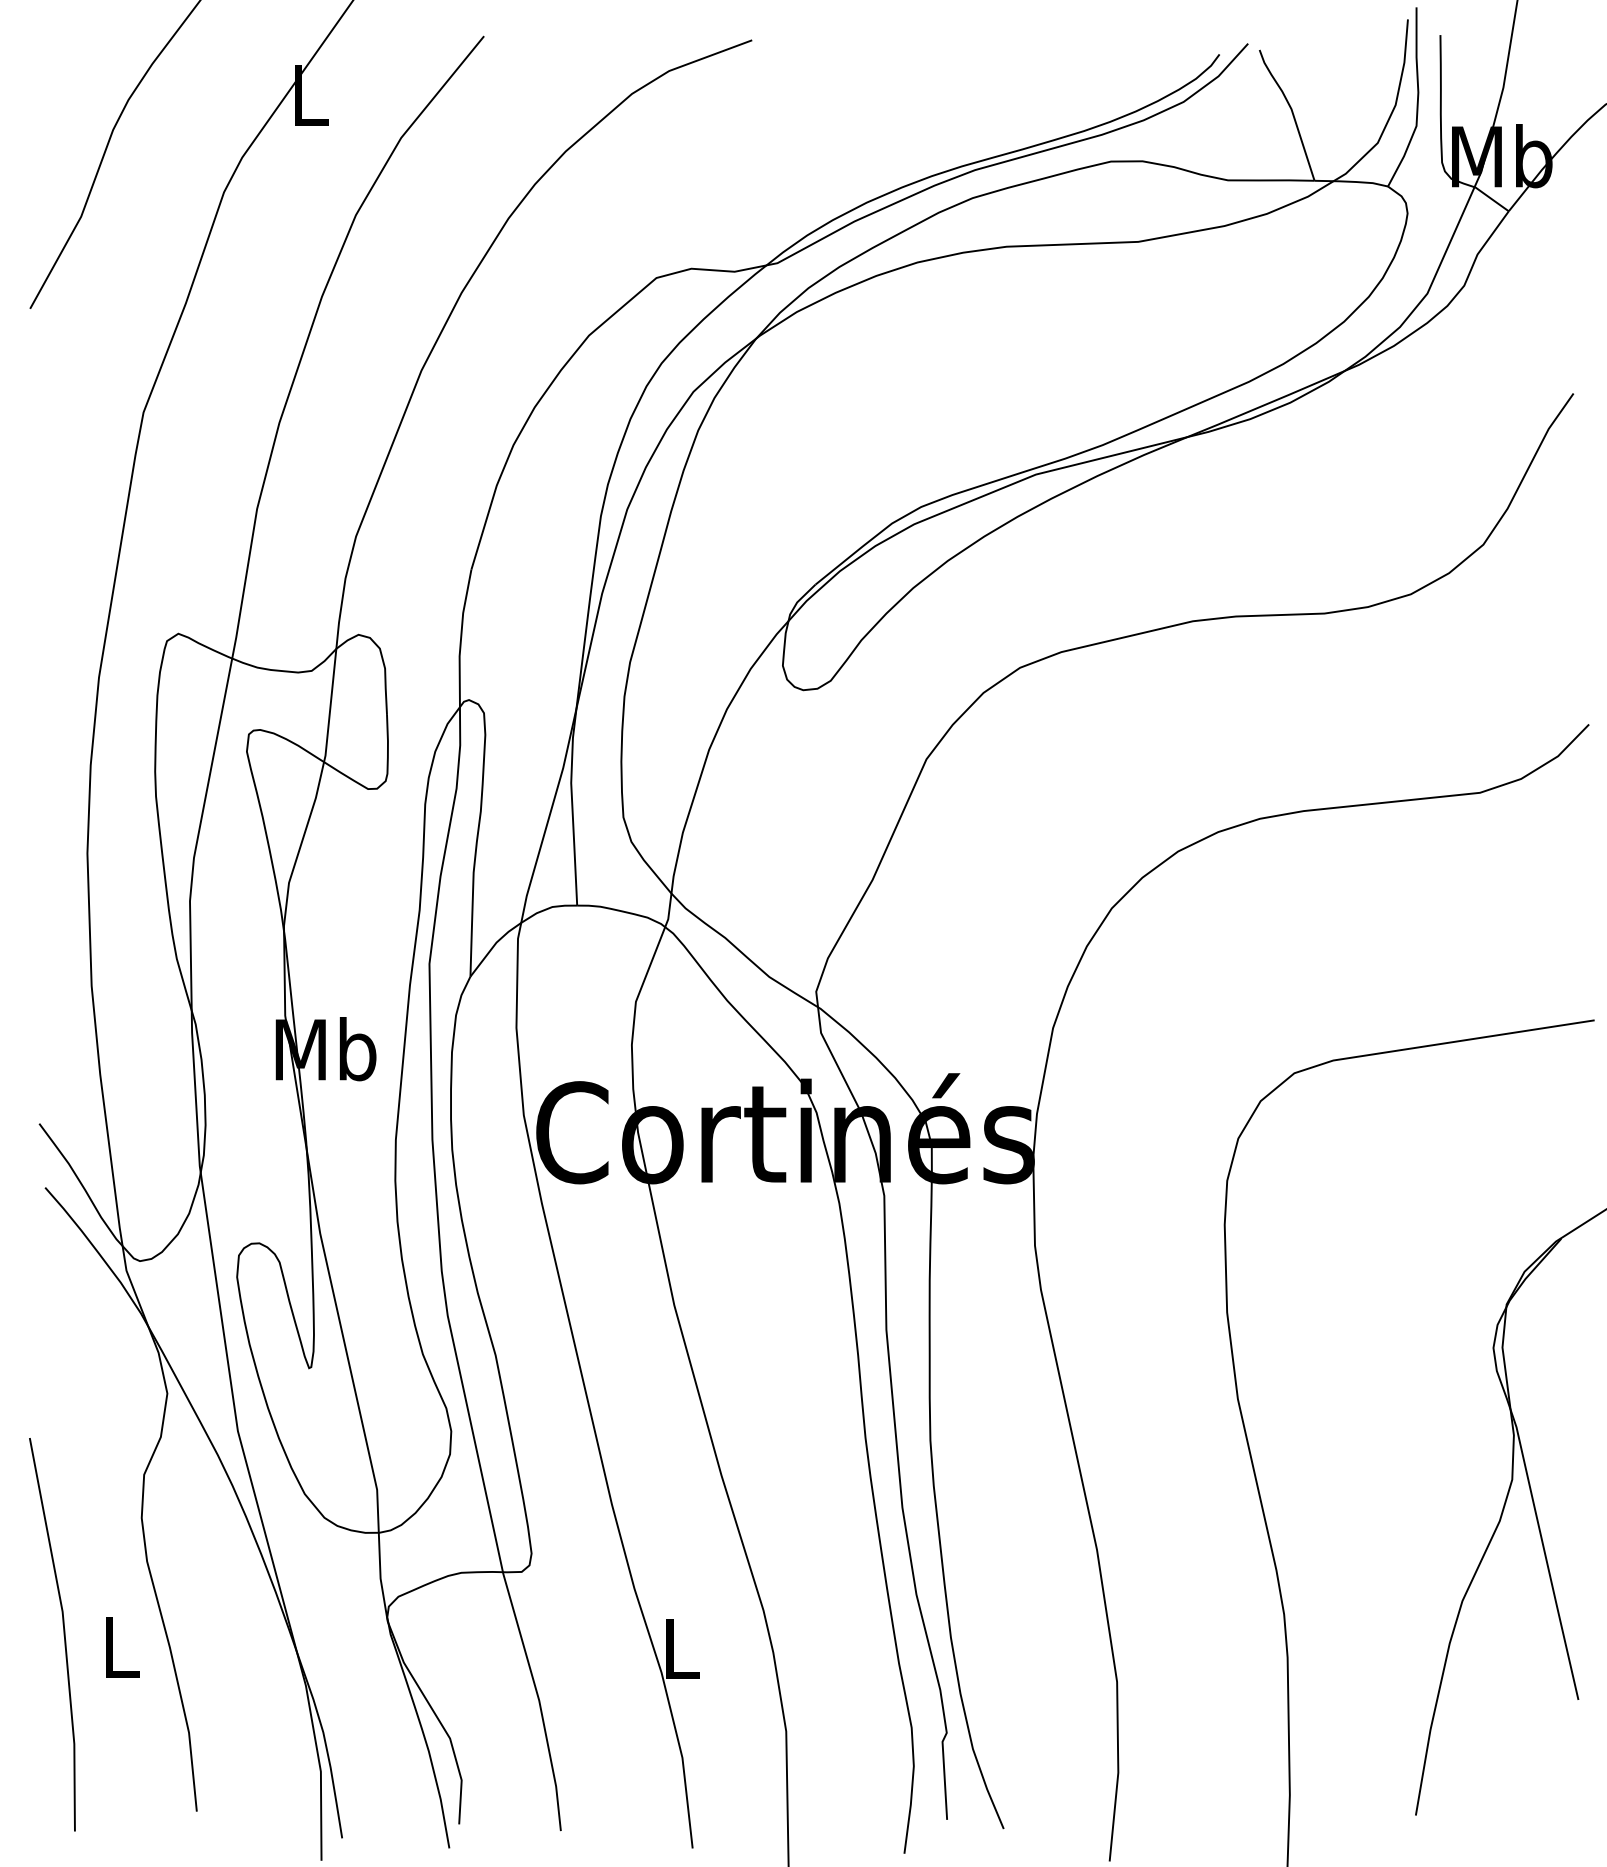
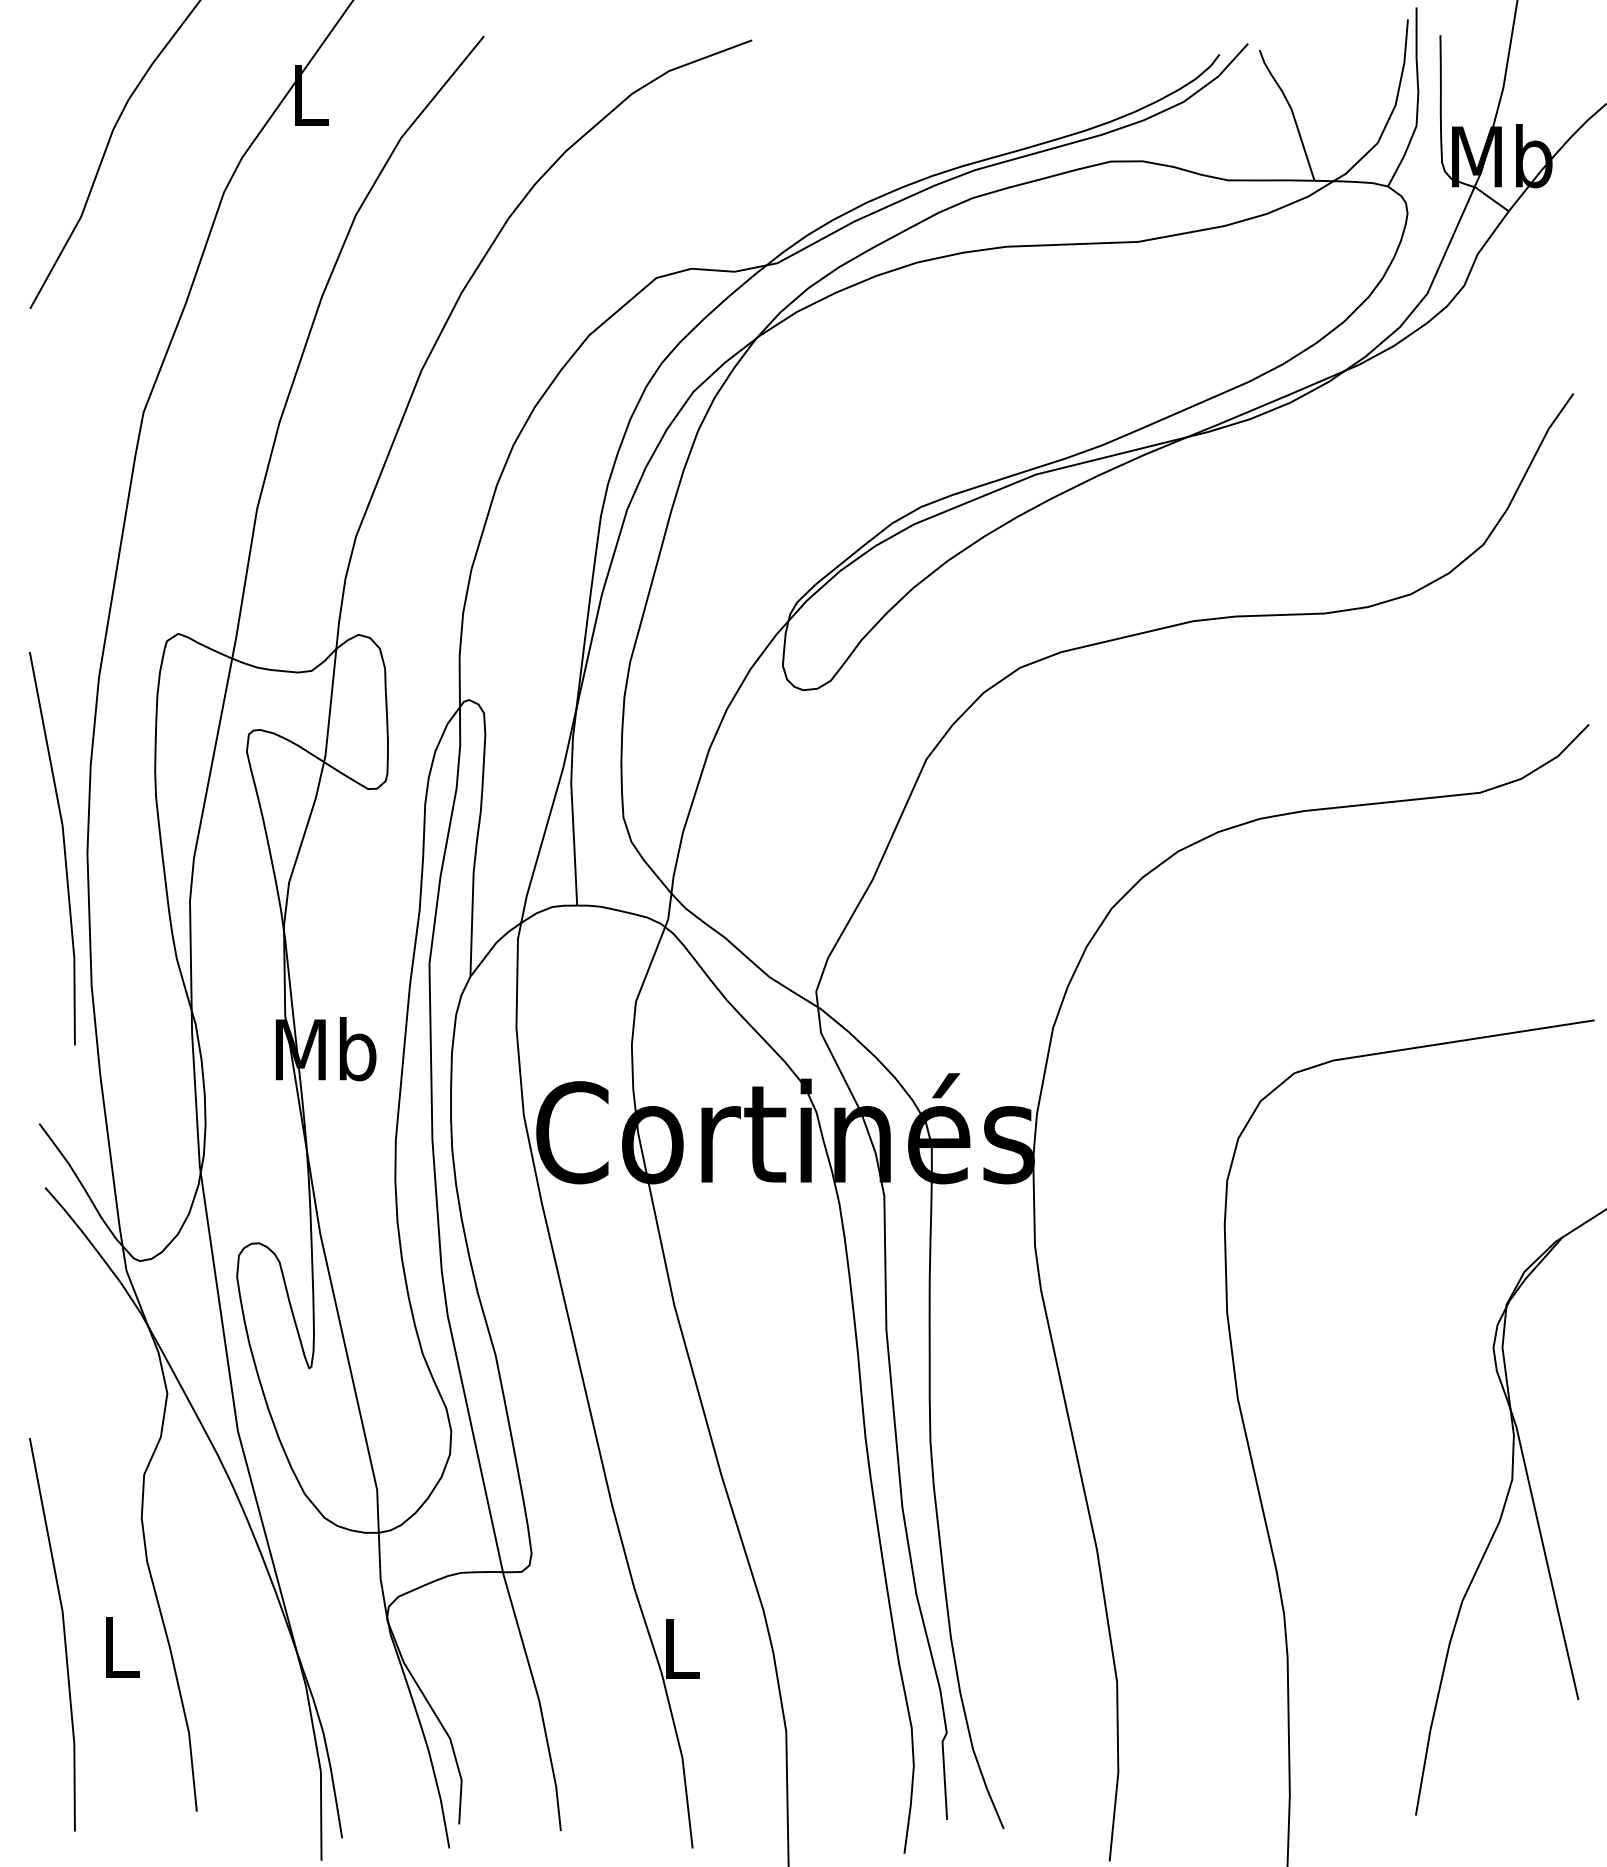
line: none -> present (63, 848)
